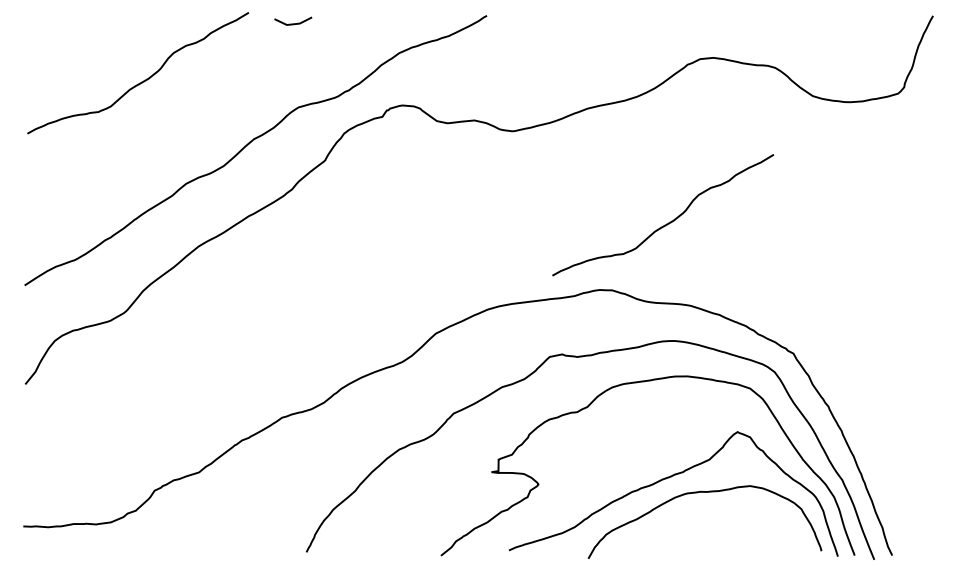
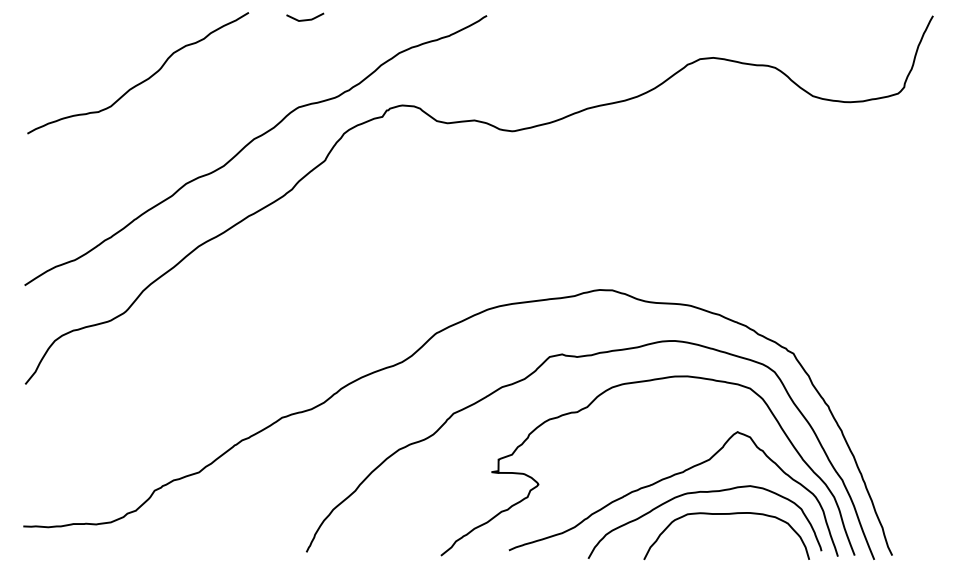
line position: (293, 23) -> (305, 19) (305, 19)
curve: present -> none (666, 223)
curve: none -> present (726, 514)
